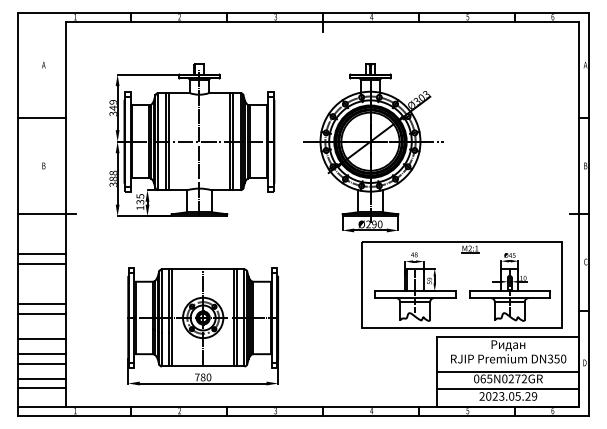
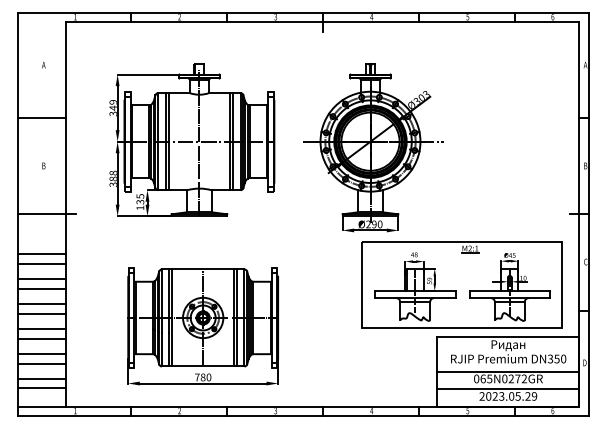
line: none -> present (42, 279)
line: none -> present (42, 289)
line: none -> present (42, 328)
